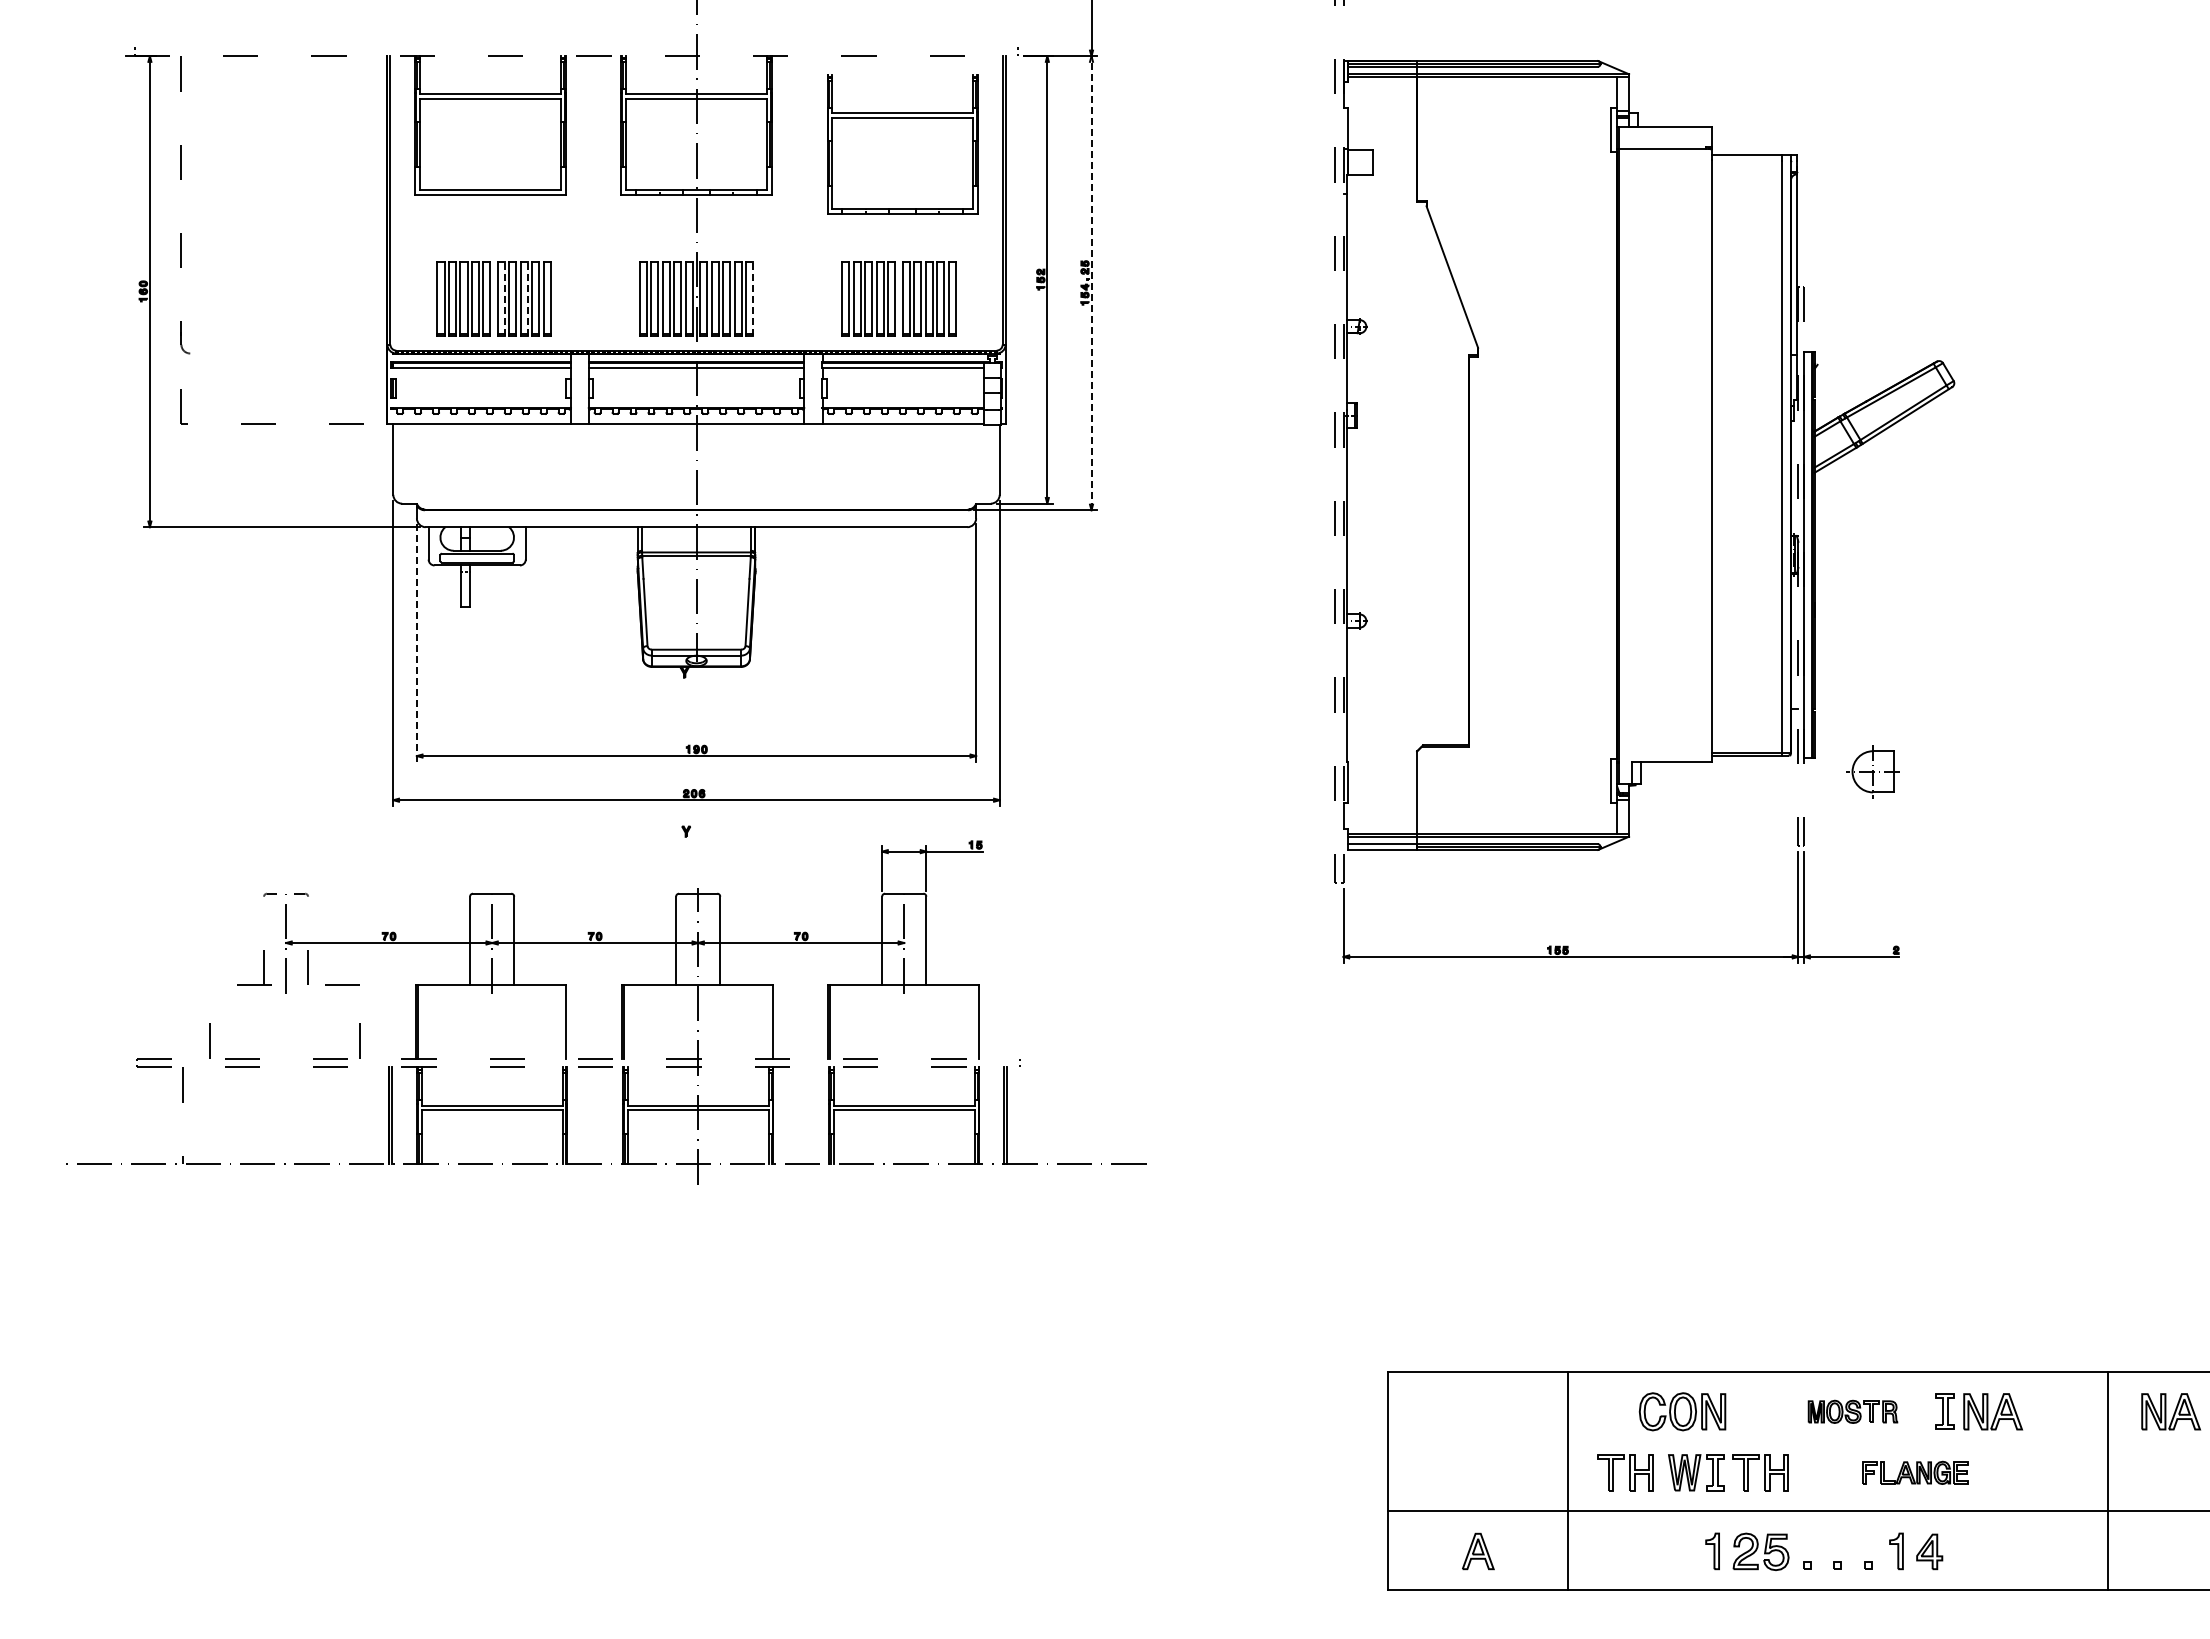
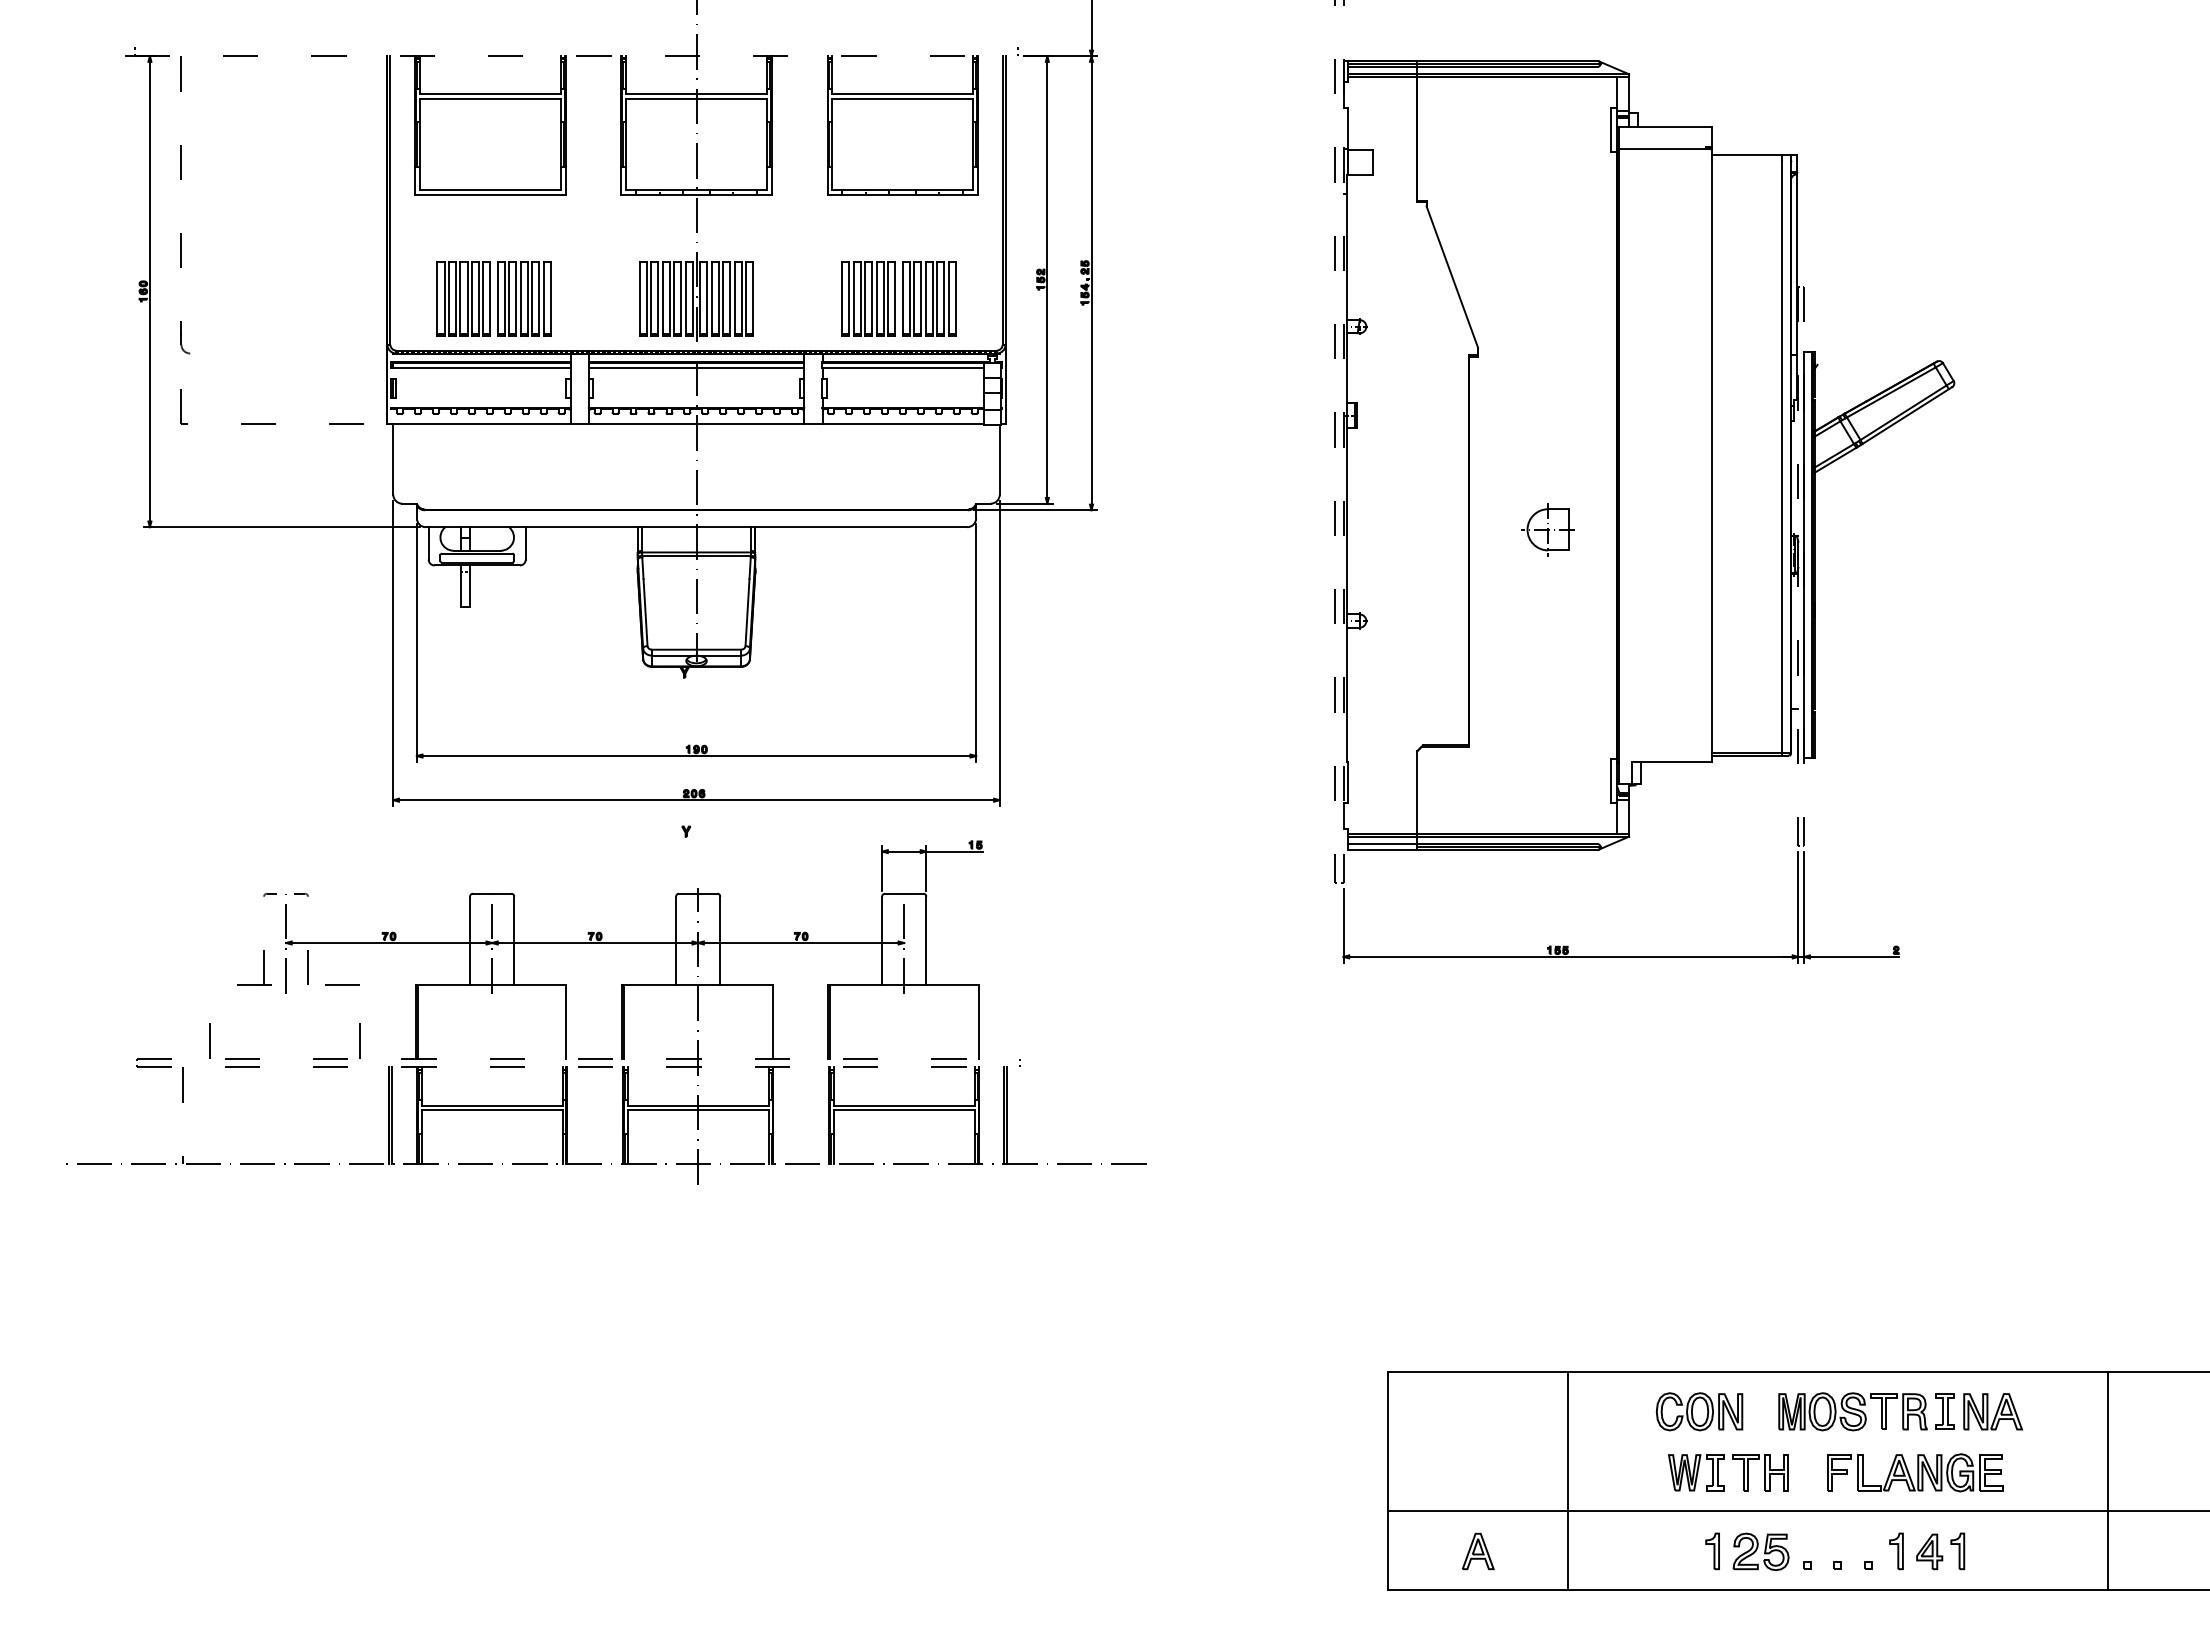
part position: (902, 144) -> (902, 125) (902, 125)
line: dashed -> solid (1091, 282)
line: dashed -> solid (504, 299)
line: dashed -> solid (527, 299)
line: dashed -> solid (753, 299)
line: dashed -> solid (416, 643)
part position: (1872, 771) -> (1547, 529) (1547, 529)
part position: (1682, 1411) -> (1699, 1411) (1699, 1411)
part size: 92x25 px -> 150x40 px (1852, 1411)
part: present -> none (2171, 1411)
part: present -> none (1625, 1472)
part size: 107x25 px -> 177x40 px (1915, 1472)
part: none -> present (1957, 1551)
